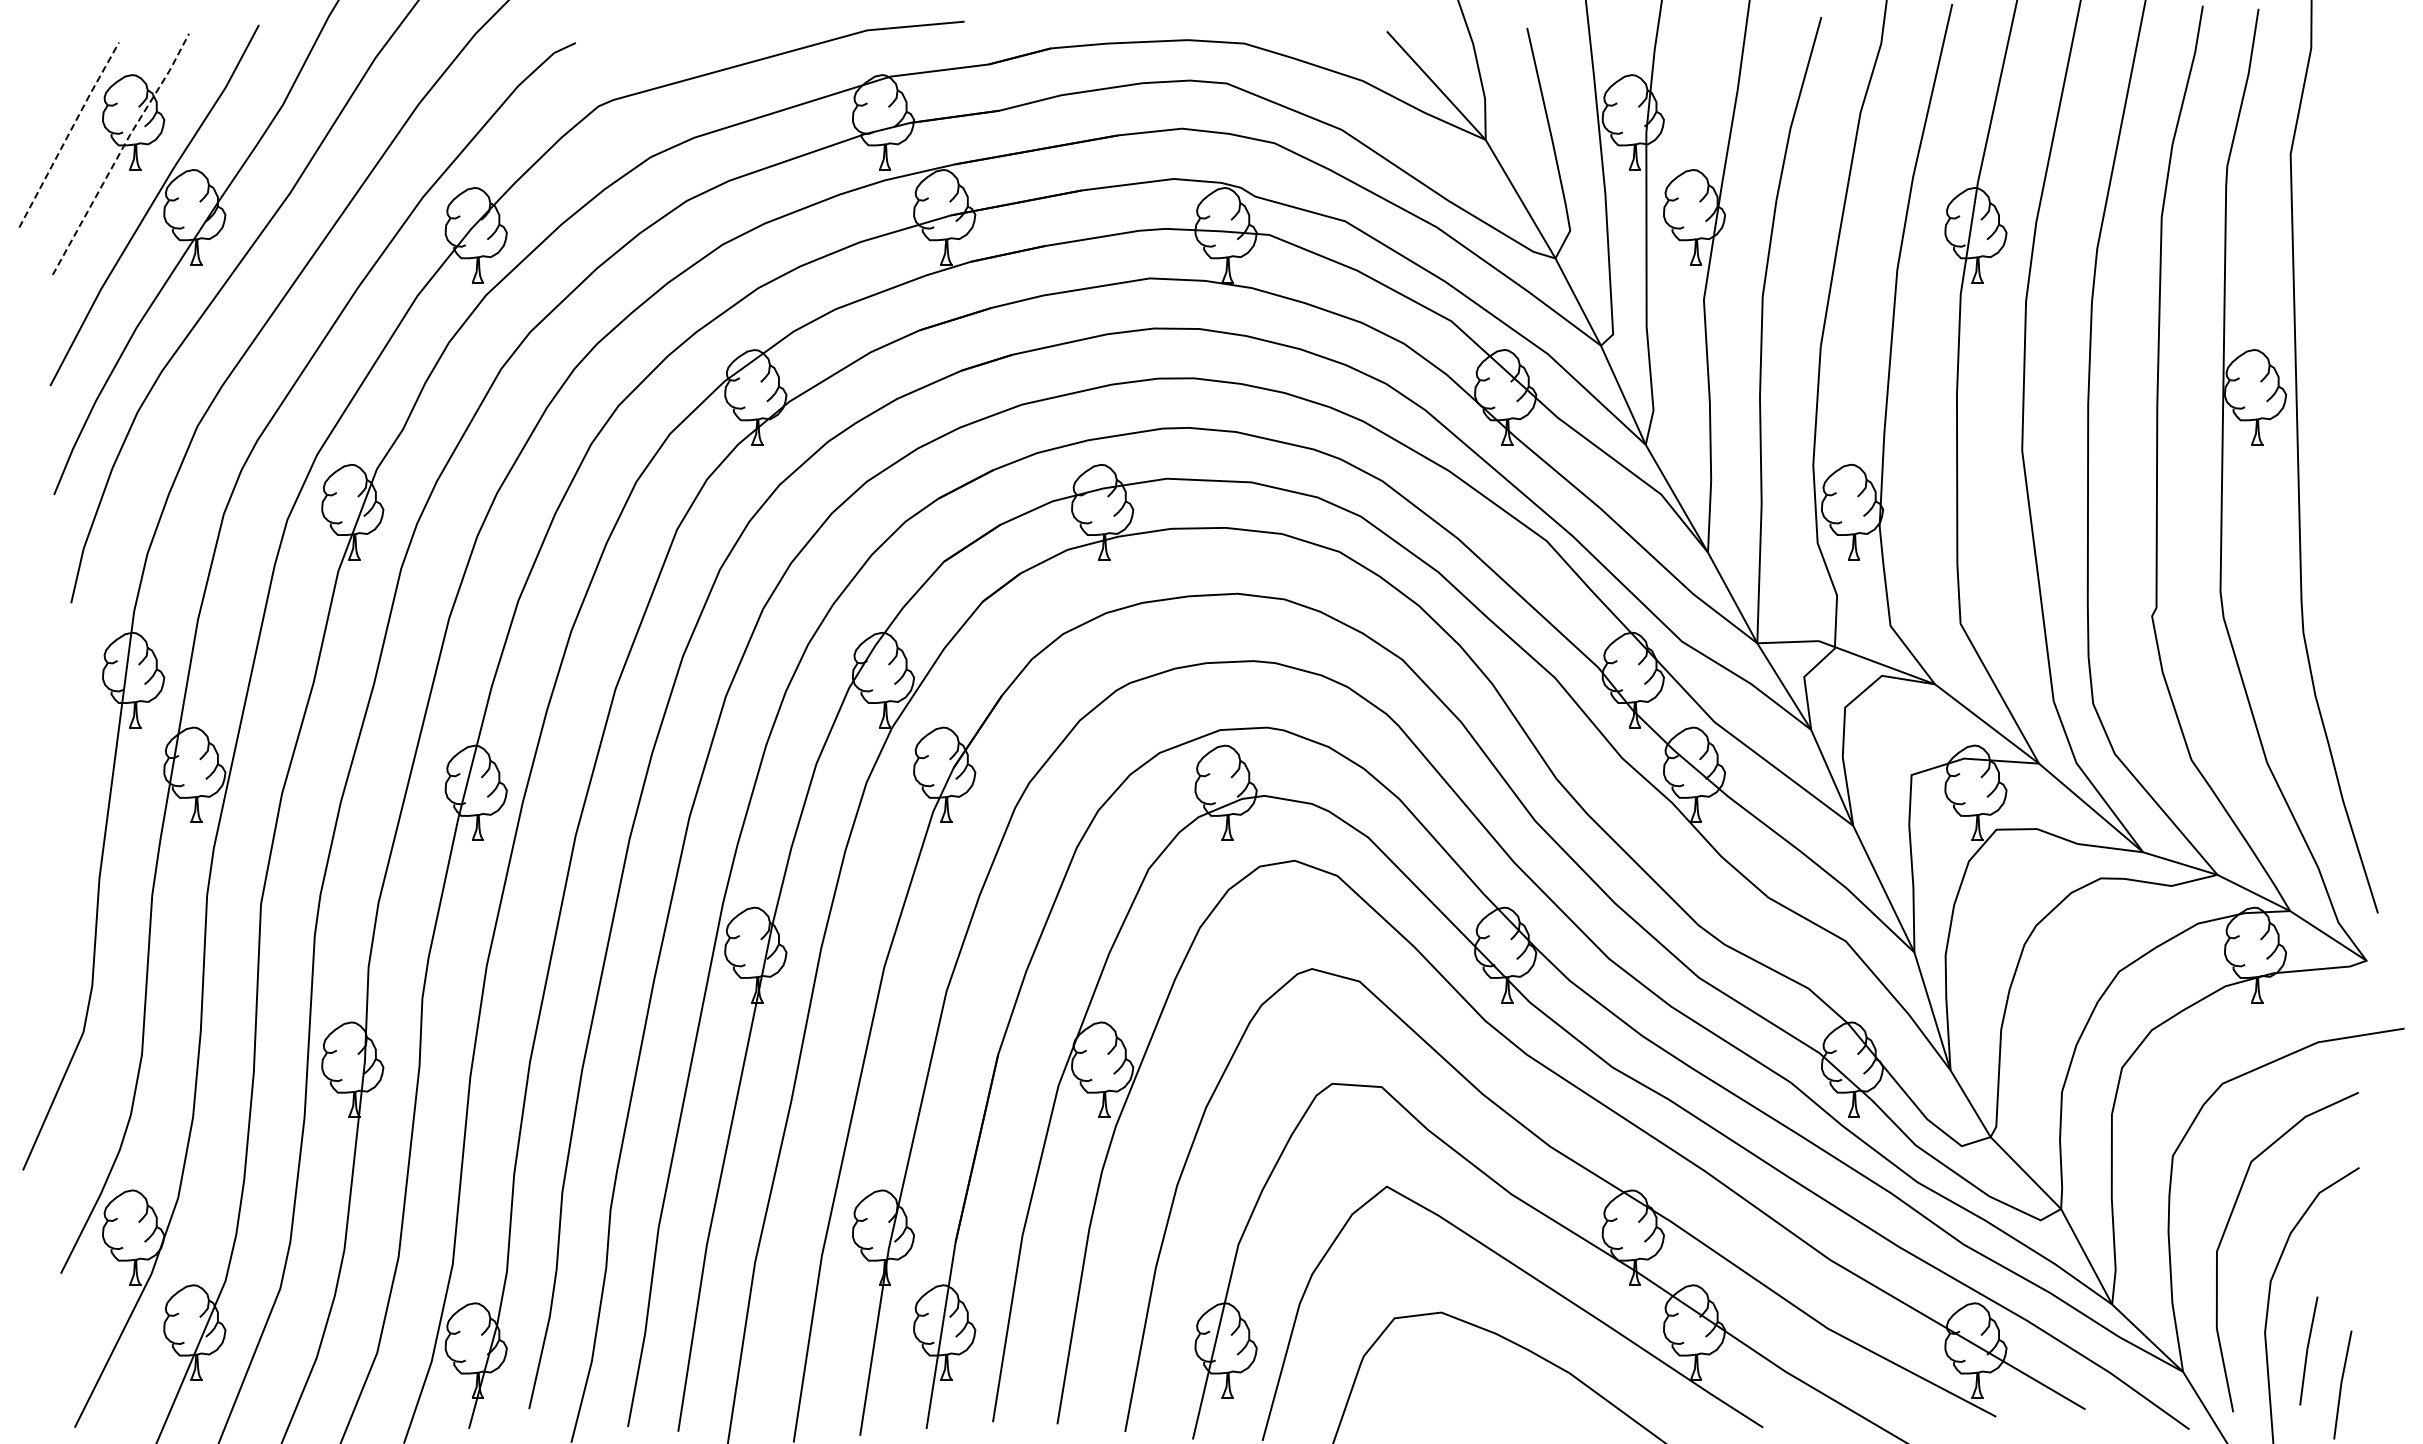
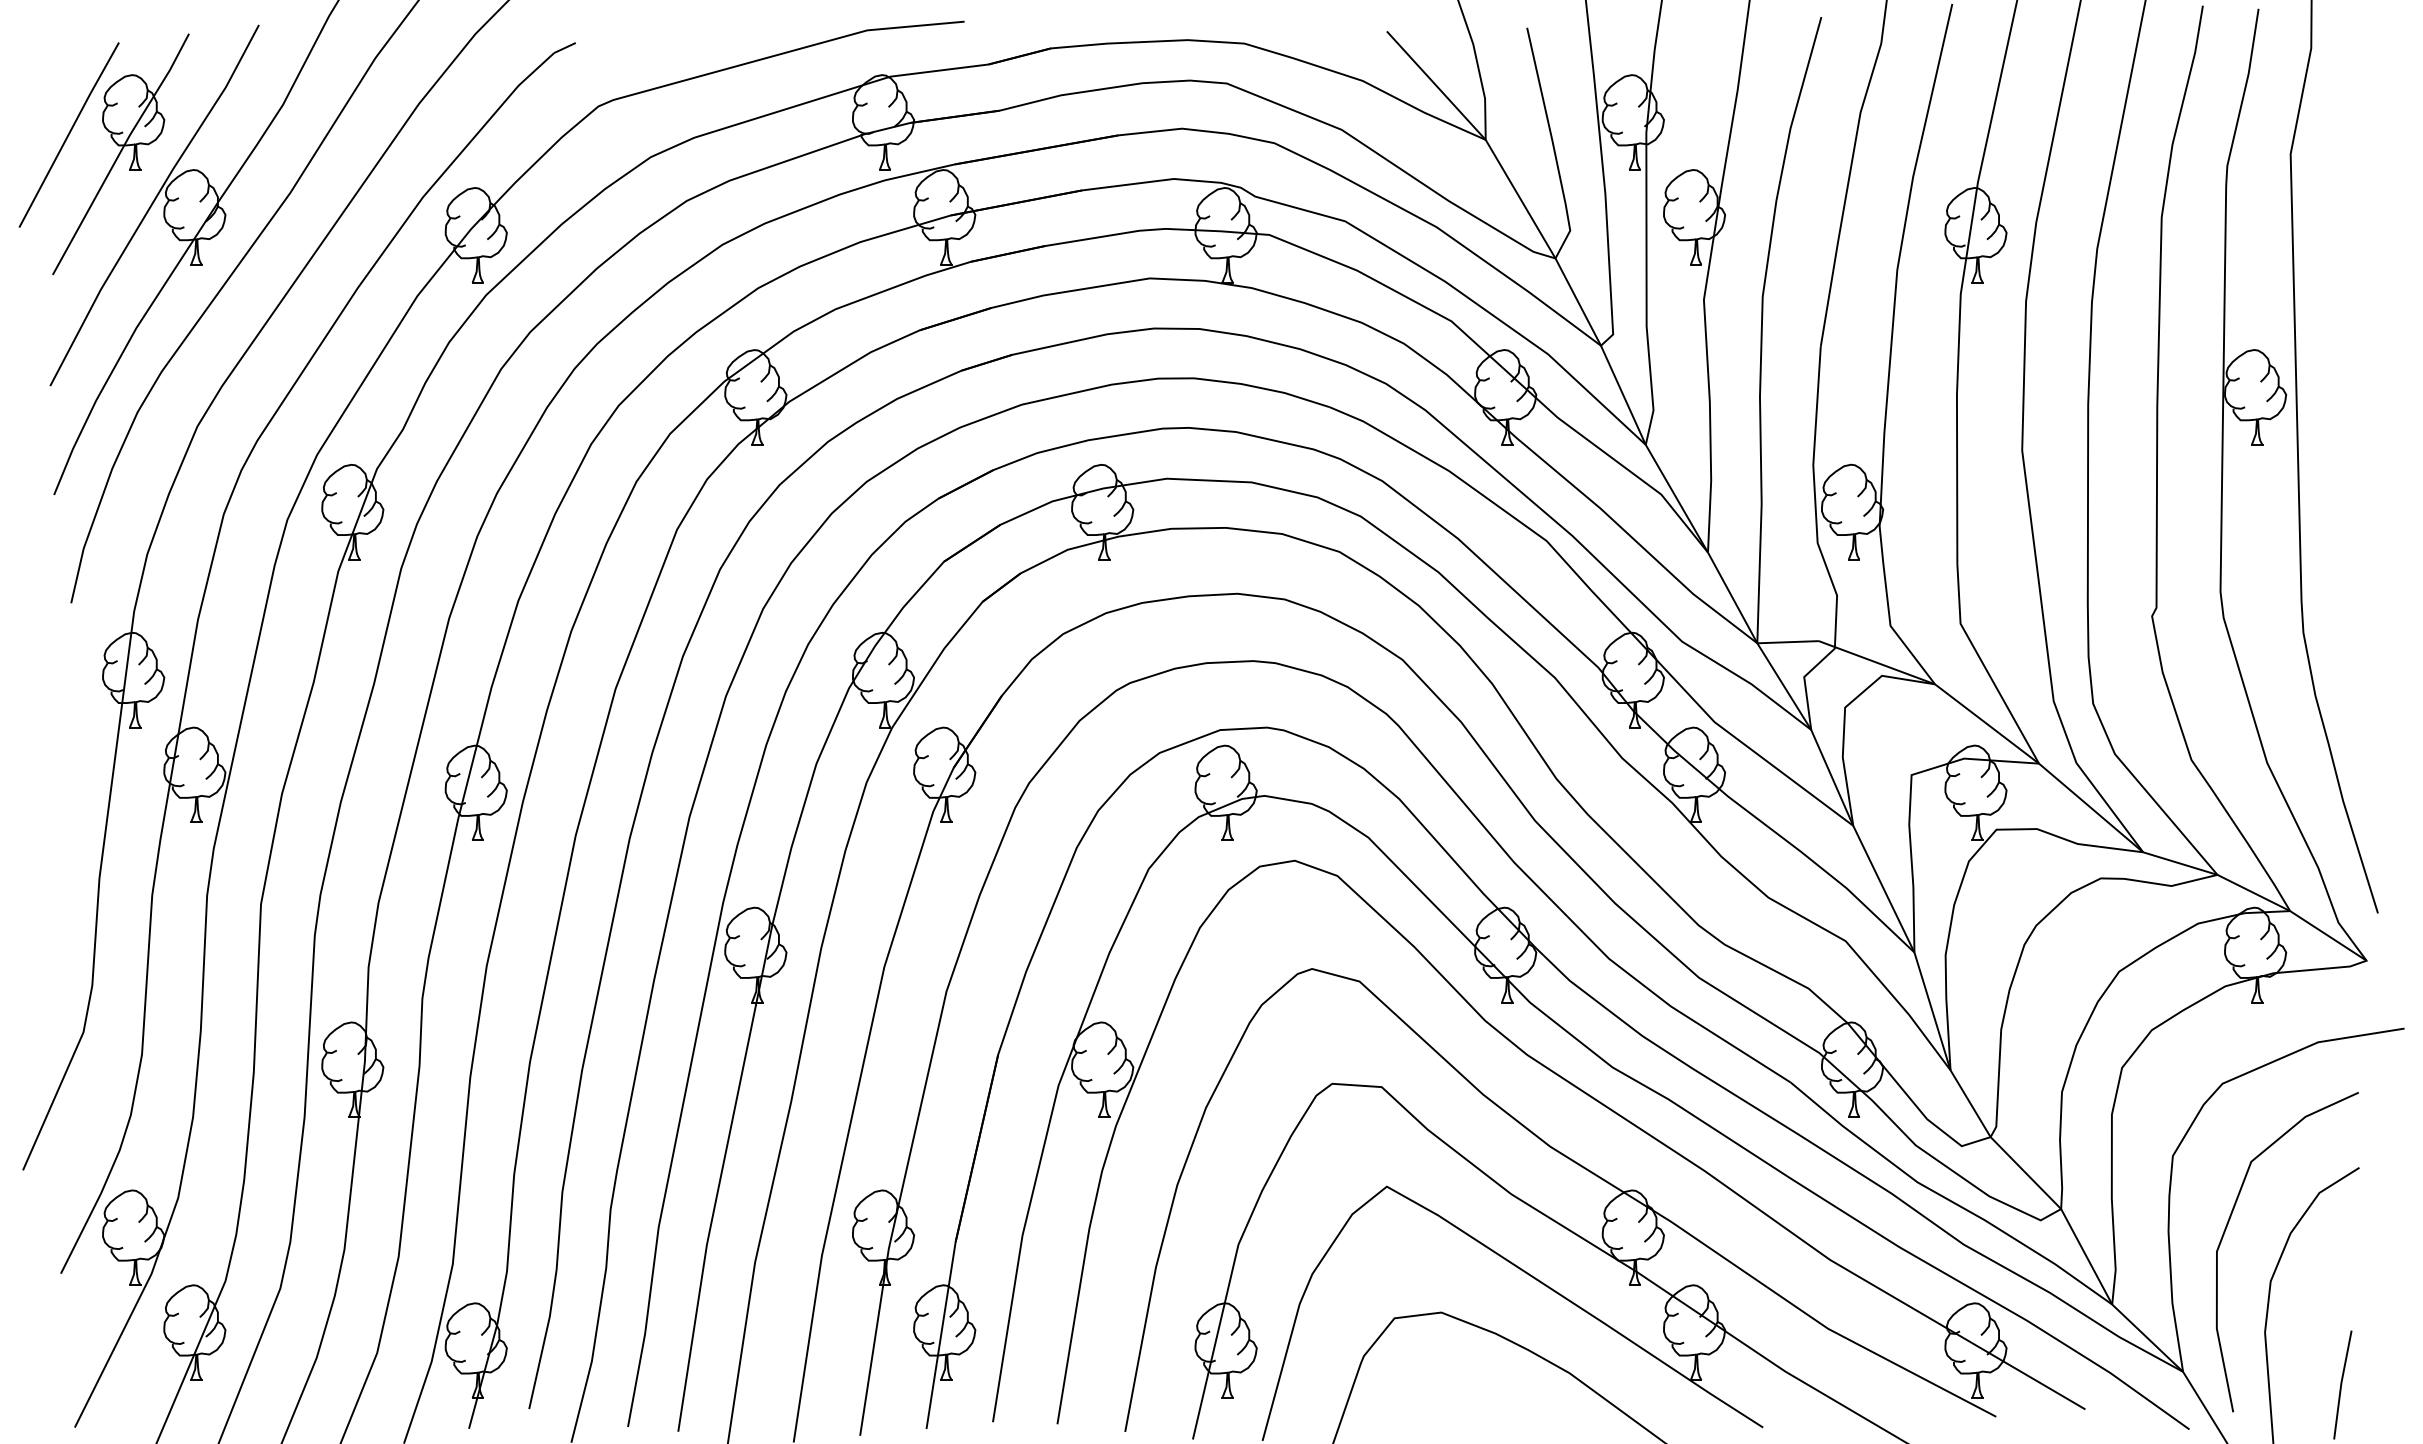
line: dashed -> solid (68, 134)
line: dashed -> solid (120, 151)
line: present -> none (2308, 1350)
